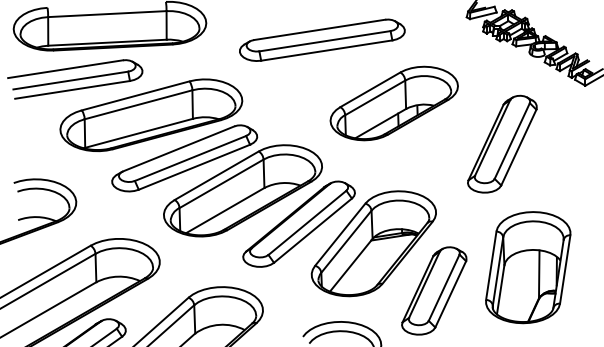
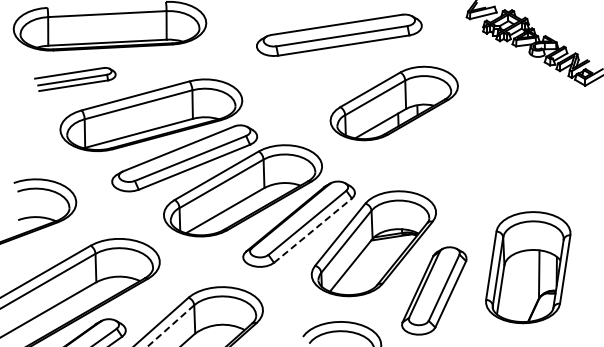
part position: (322, 39) -> (339, 34) (339, 34)
part size: 137x41 px -> 83x25 px (75, 79)
part: present -> none (502, 143)
line: solid -> dashed (313, 230)
line: solid -> dashed (170, 326)
